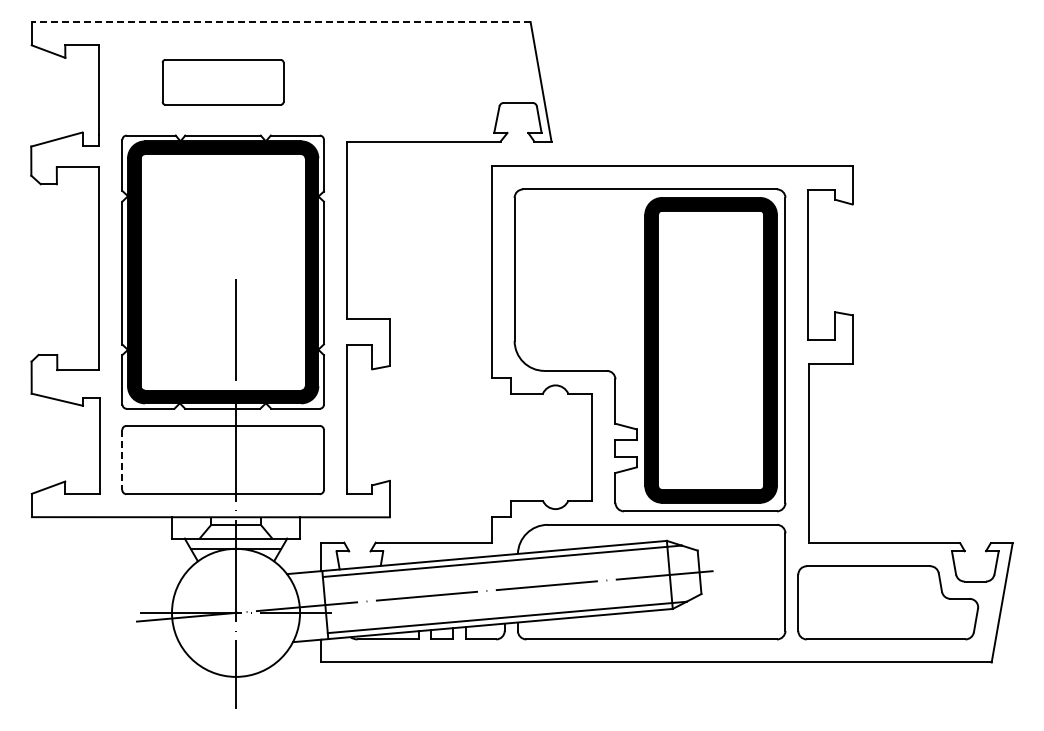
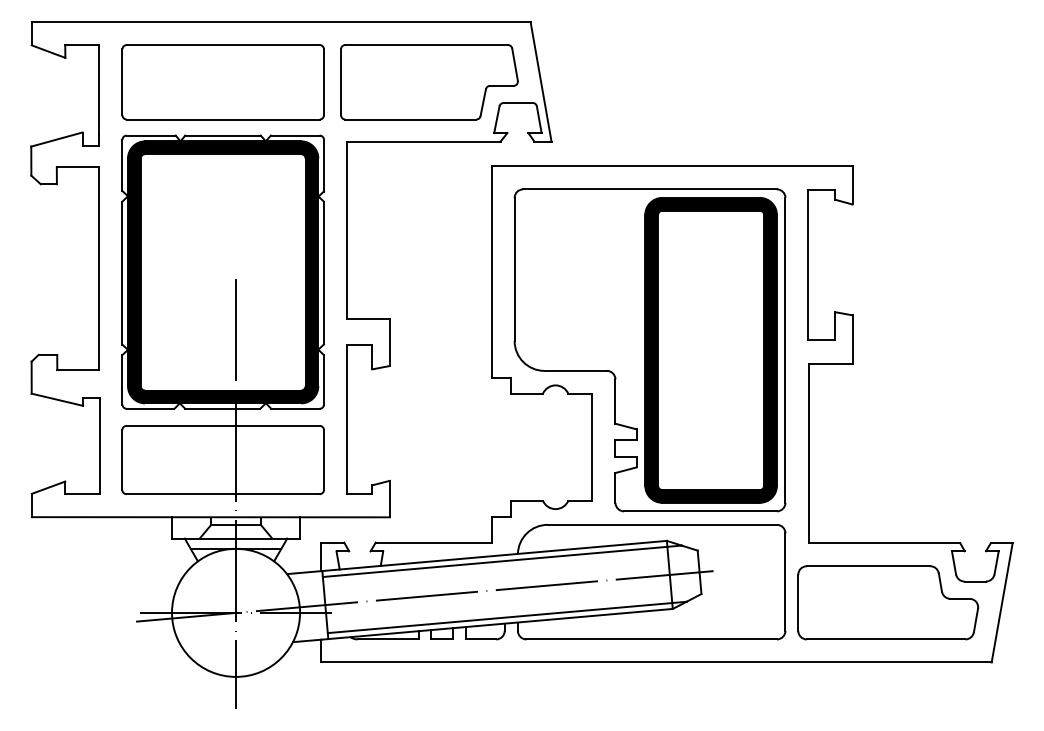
line: dashed -> solid (280, 22)
part size: 124x47 px -> 204x77 px (222, 82)
part: none -> present (429, 82)
line: dashed -> solid (122, 460)
